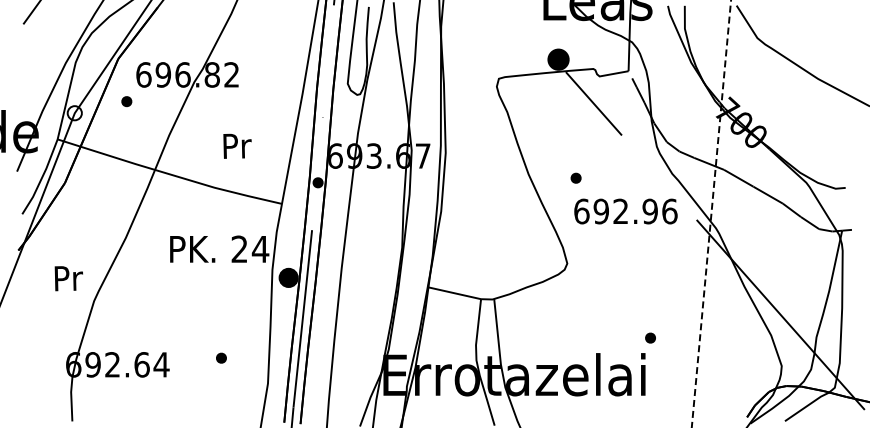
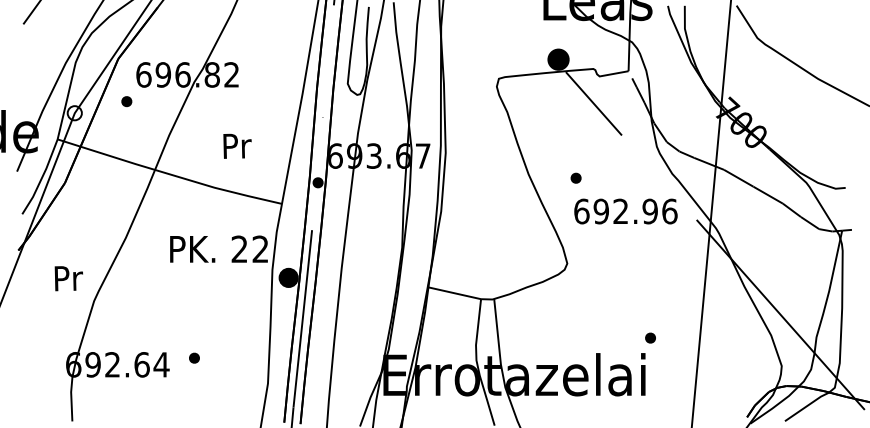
line: dashed -> solid (711, 214)
text: 24 -> 22 (260, 248)
part position: (221, 357) -> (194, 357) (194, 357)
